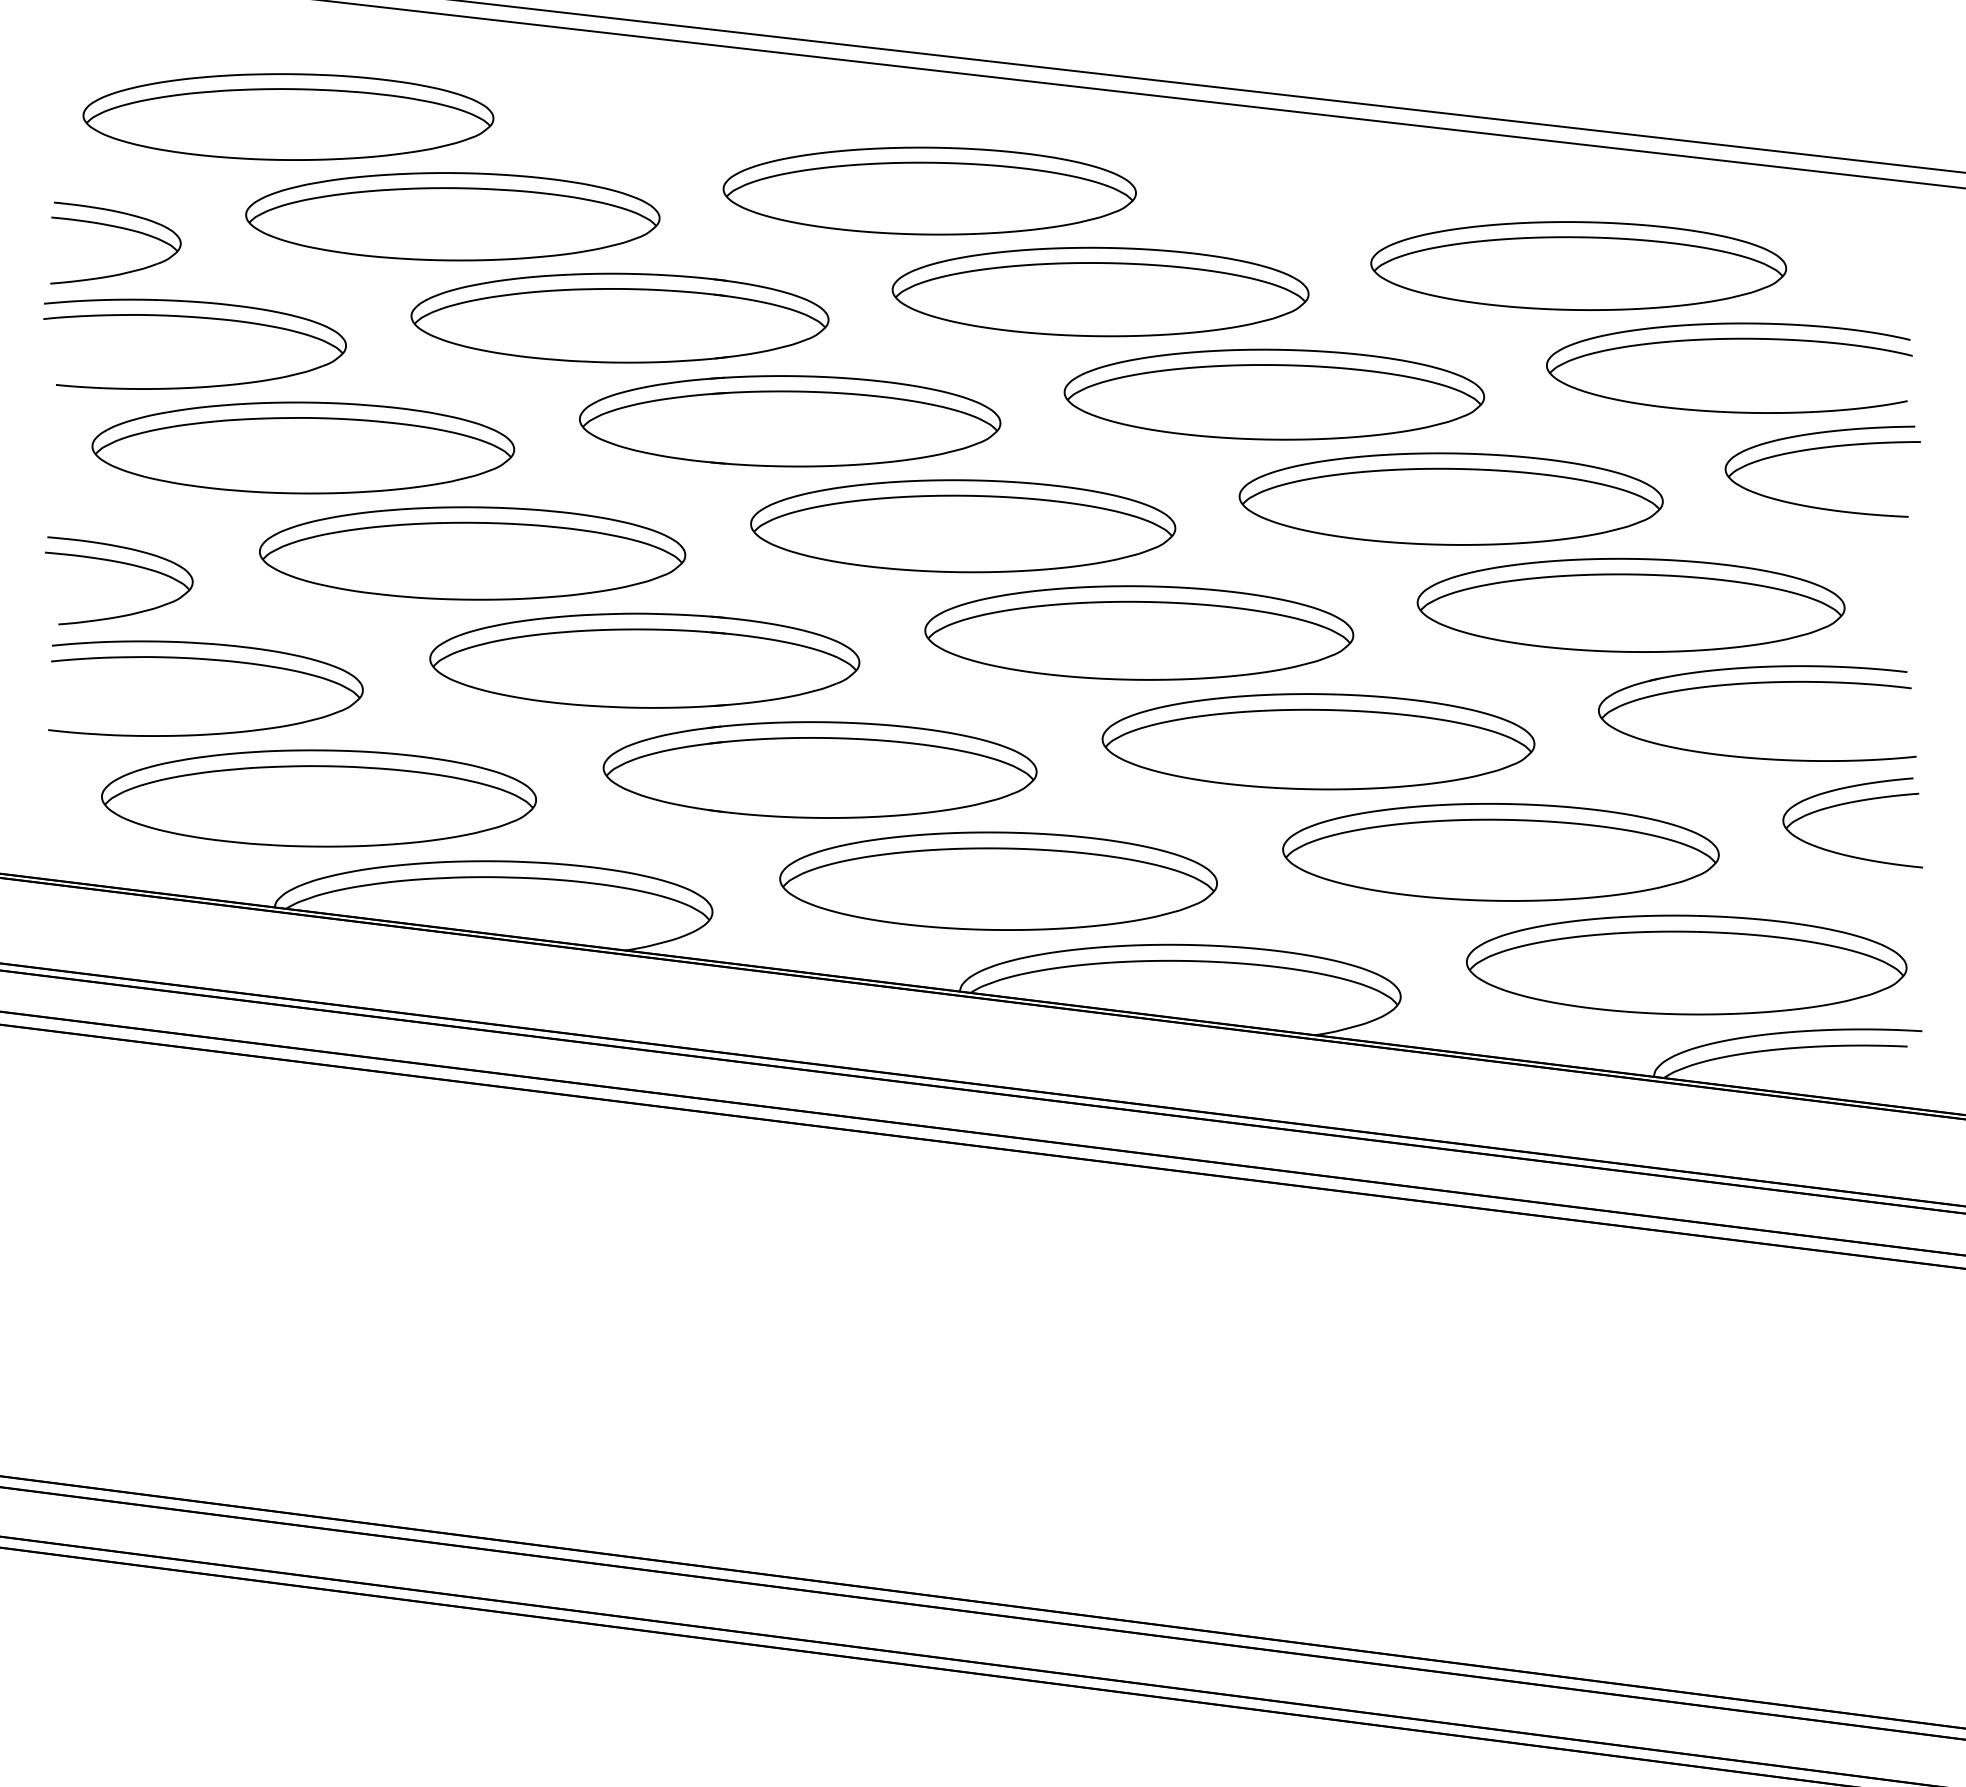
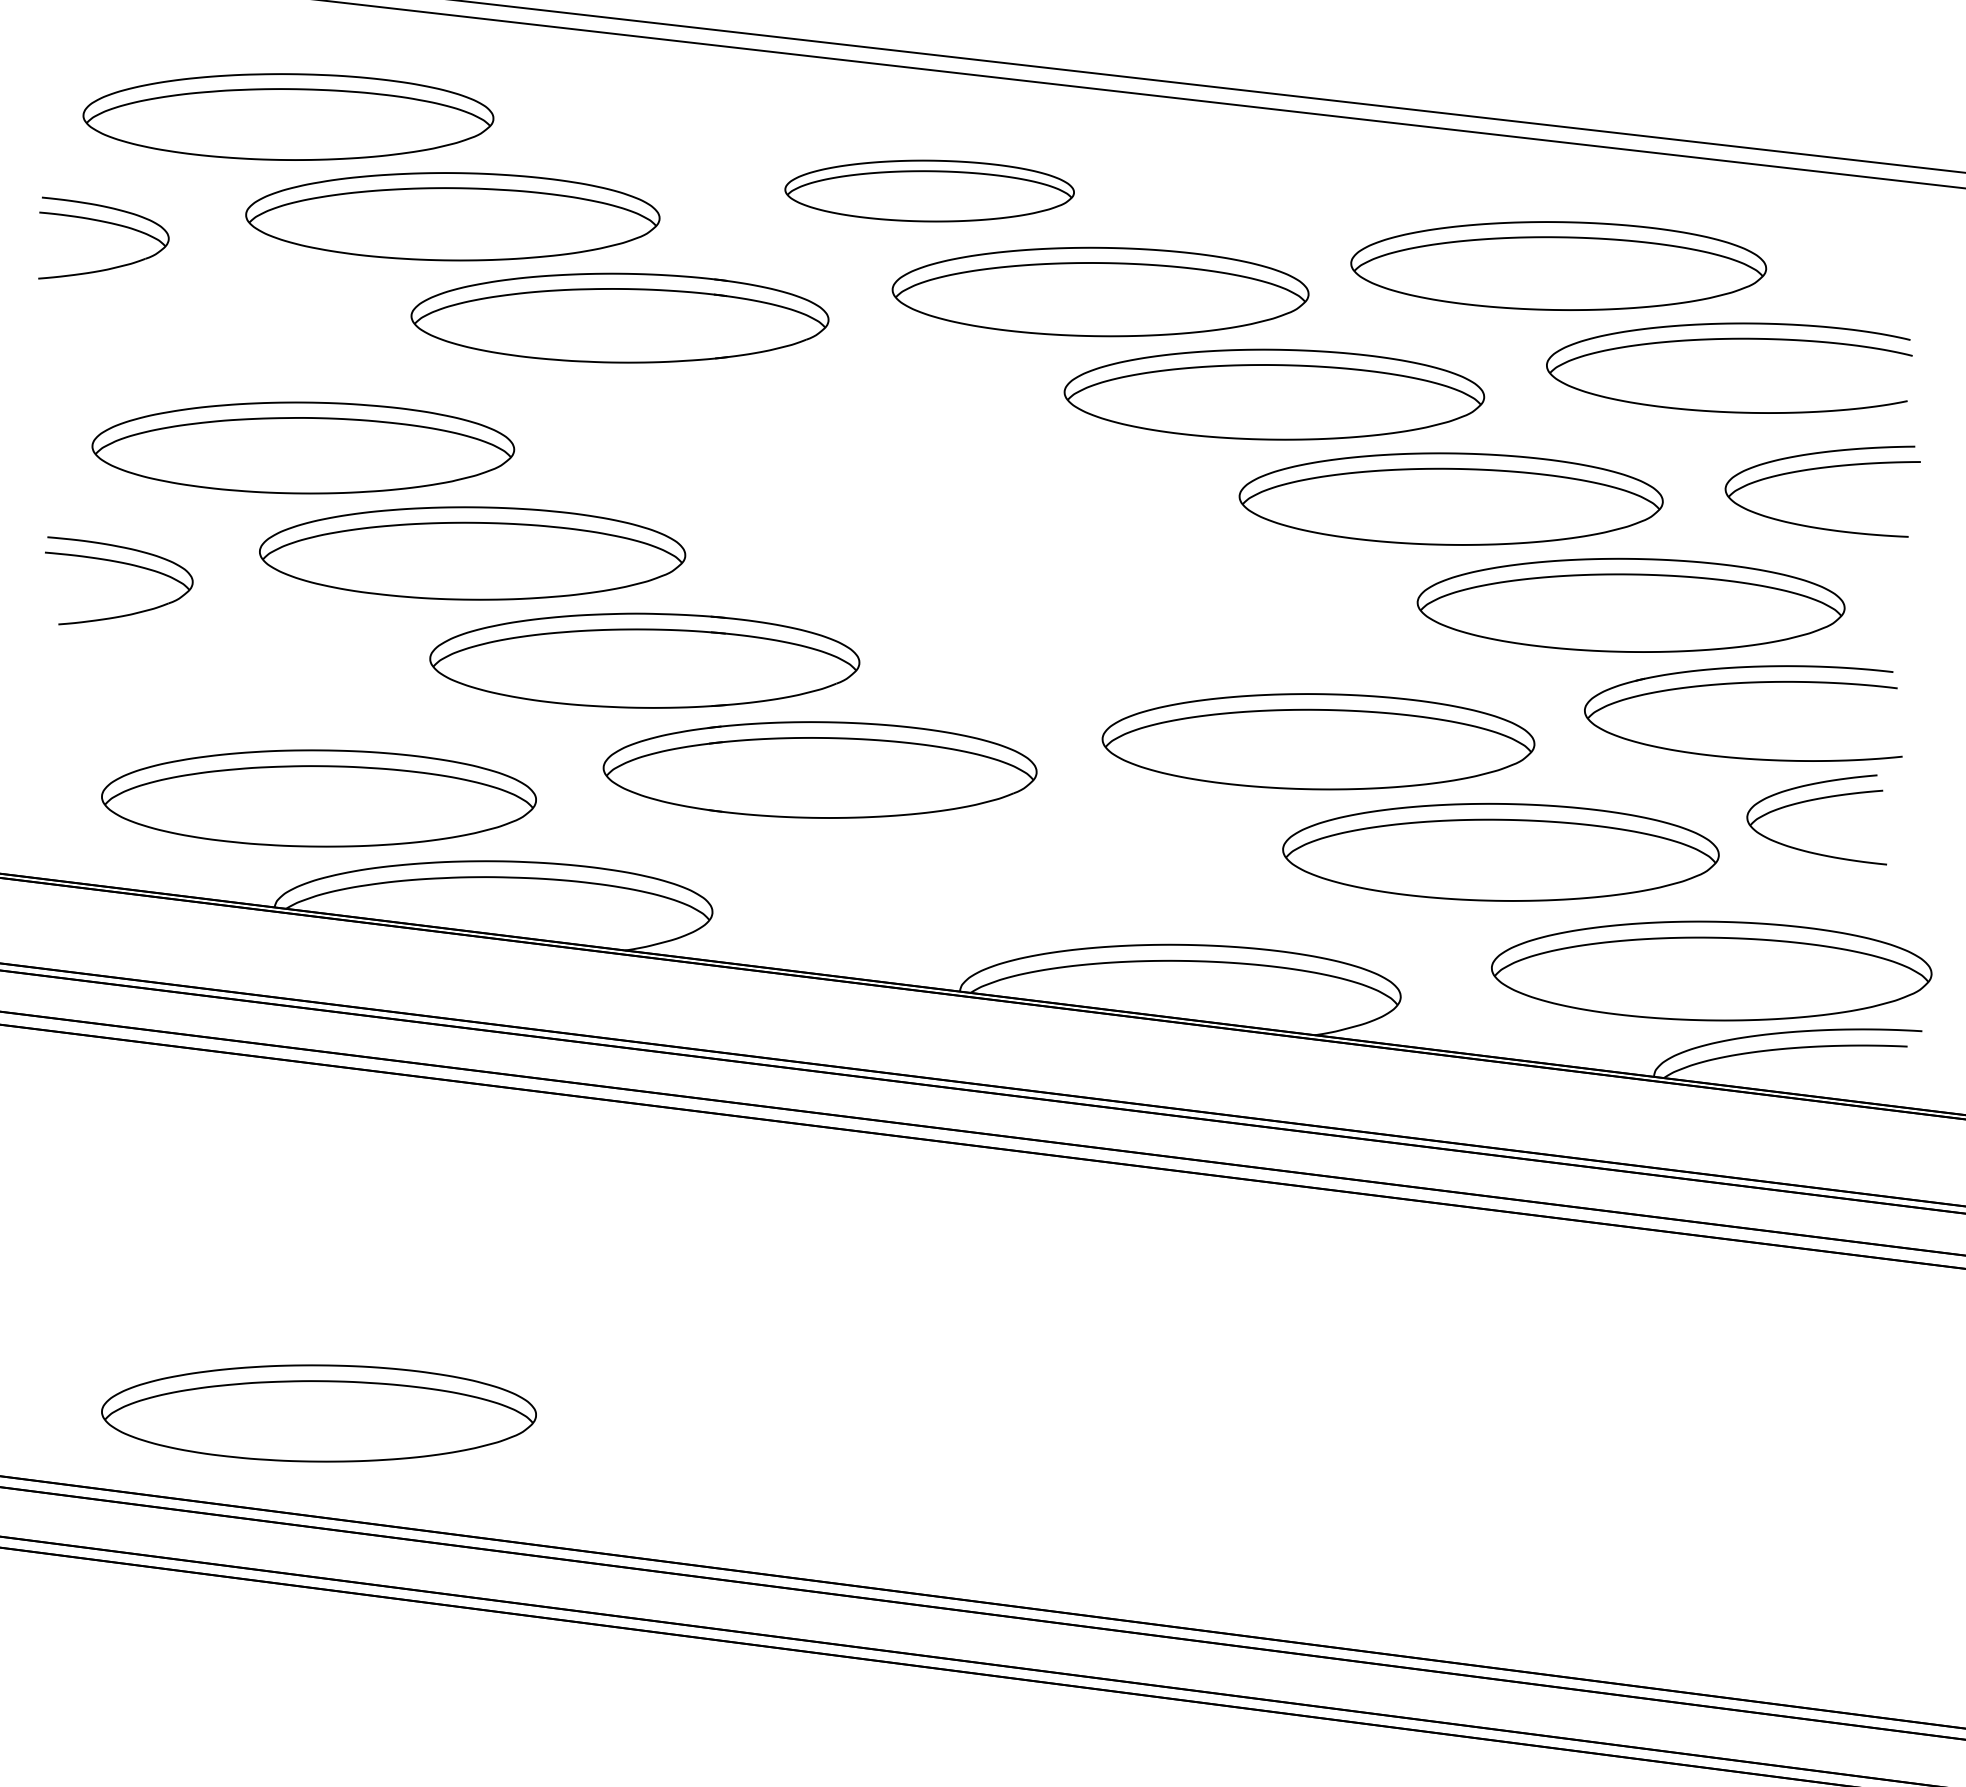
part size: 415x90 px -> 291x64 px (929, 190)
part position: (118, 228) -> (106, 223) (106, 223)
part position: (1578, 265) -> (1558, 265) (1558, 265)
part: present -> none (194, 318)
part: present -> none (790, 421)
part position: (1818, 449) -> (1818, 469) (1818, 469)
part: present -> none (963, 526)
part: present -> none (1139, 632)
part: present -> none (205, 660)
part position: (1750, 684) -> (1736, 684) (1736, 684)
part position: (1846, 804) -> (1810, 801) (1810, 801)
part: present -> none (998, 880)
part position: (1686, 964) -> (1711, 970) (1711, 970)
part: none -> present (318, 1413)
